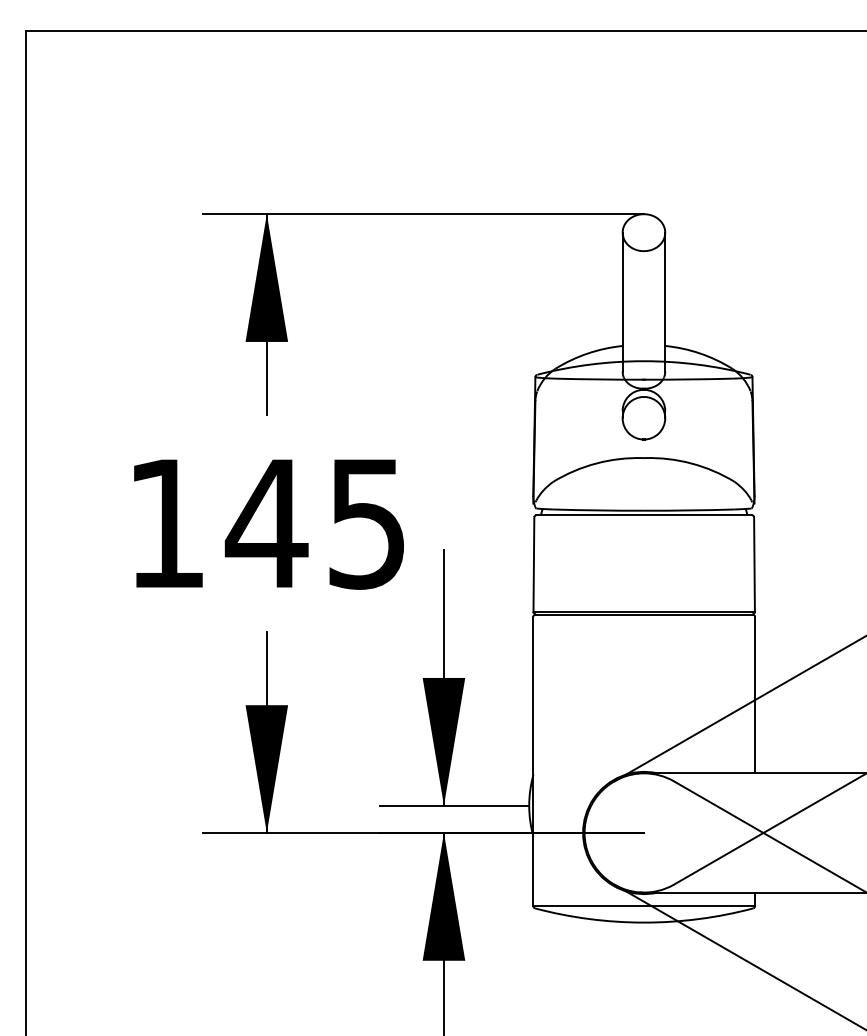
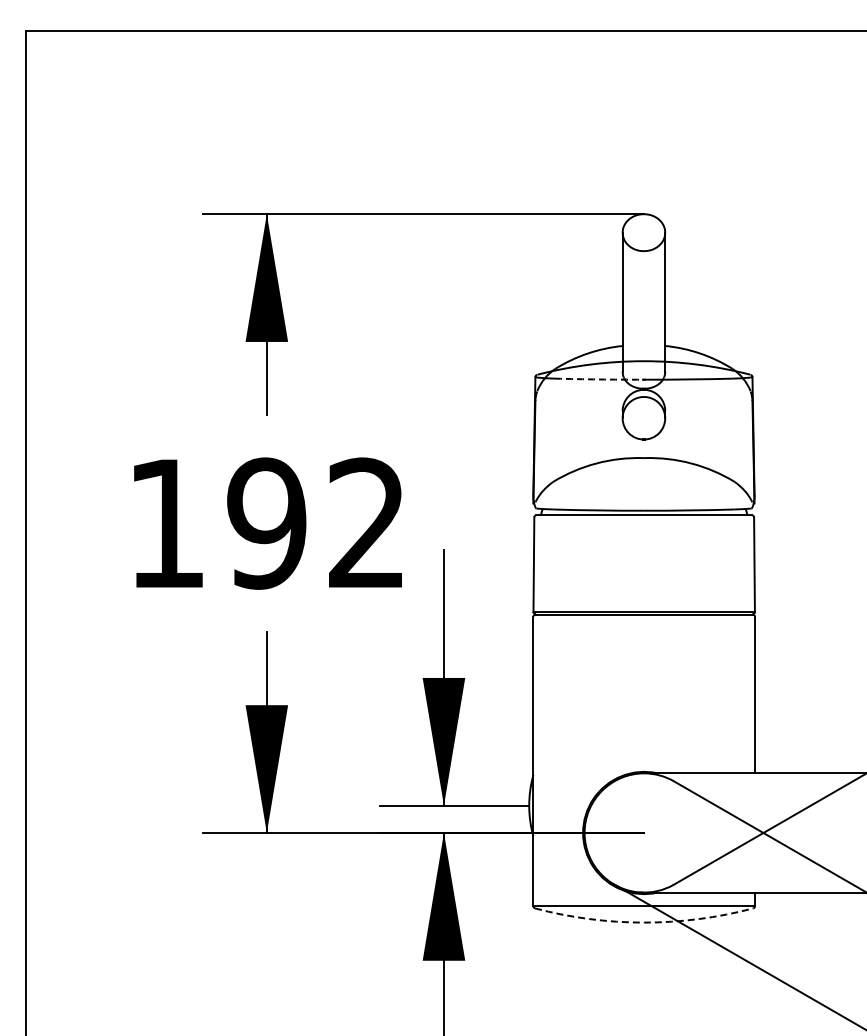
arc: solid -> dashed (599, 379)
text: 145 -> 192 (313, 523)
line: present -> none (738, 709)
arc: solid -> dashed (644, 922)
